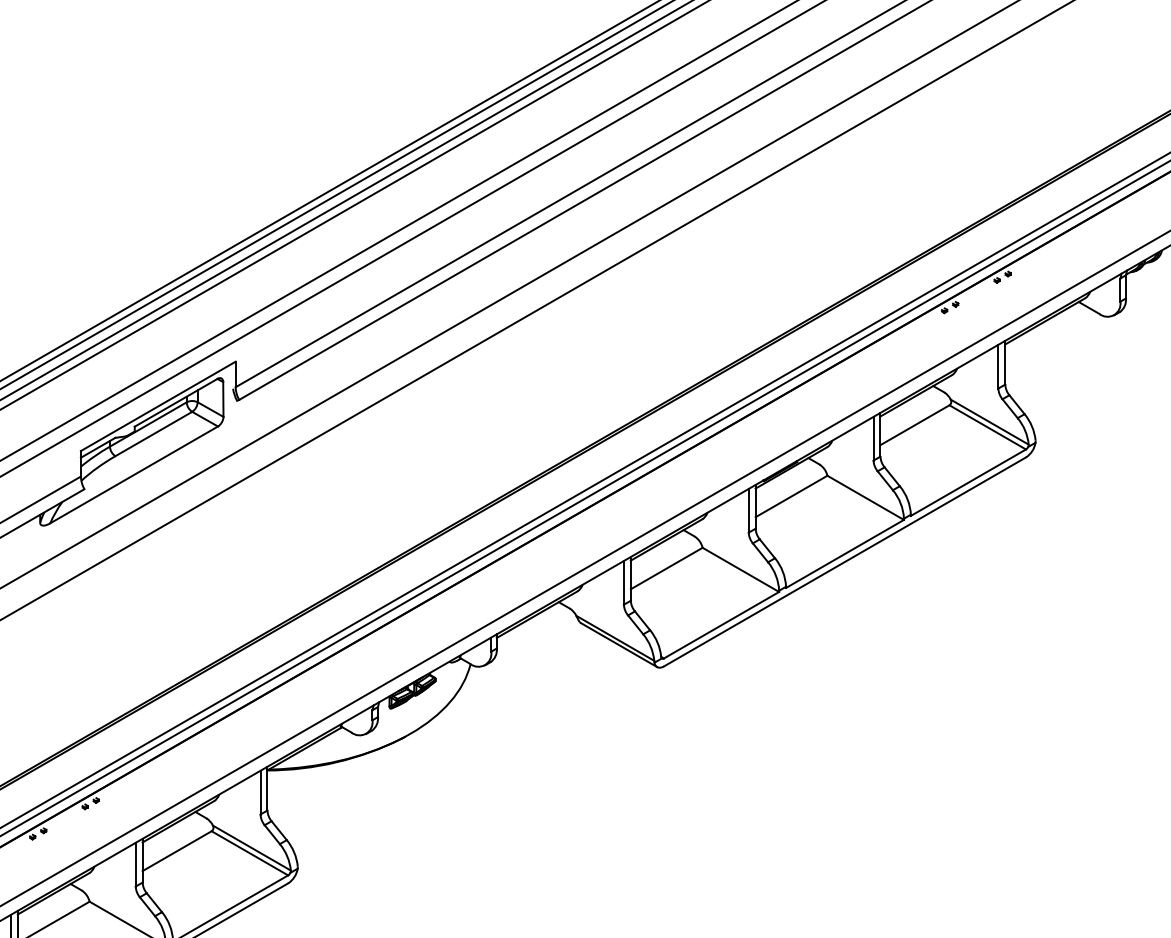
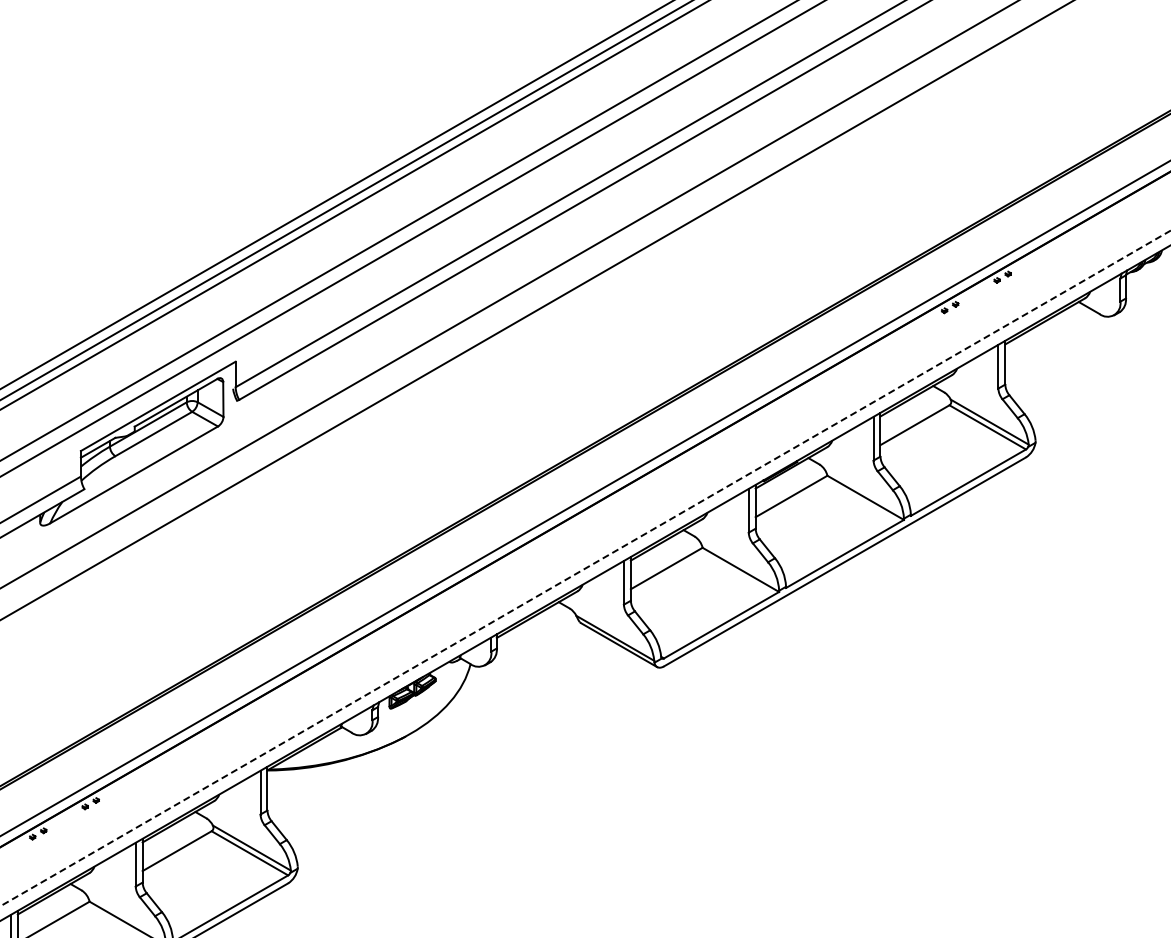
line: present -> none (329, 190)
line: present -> none (584, 490)
line: solid -> dashed (584, 568)
